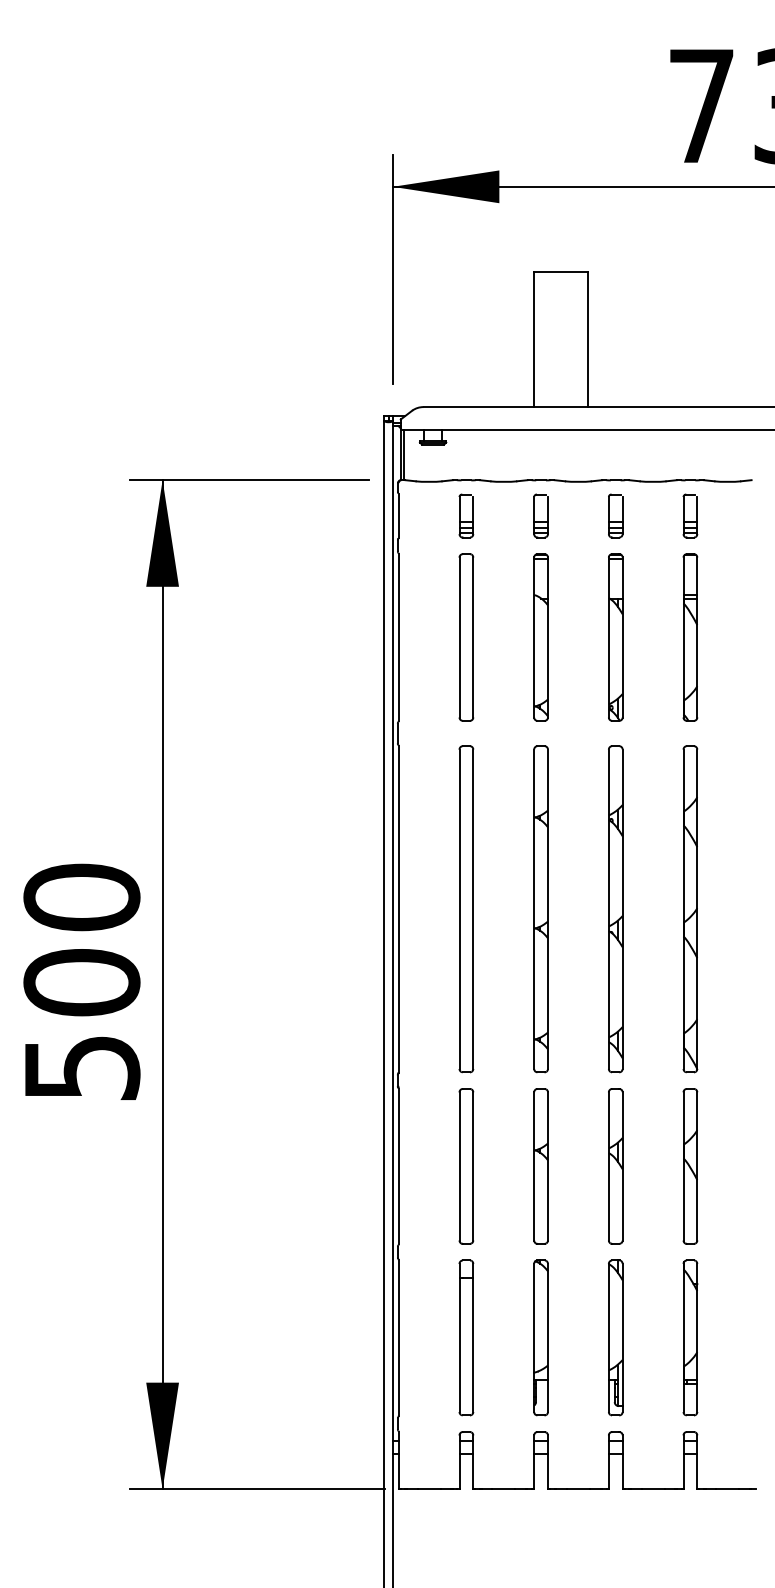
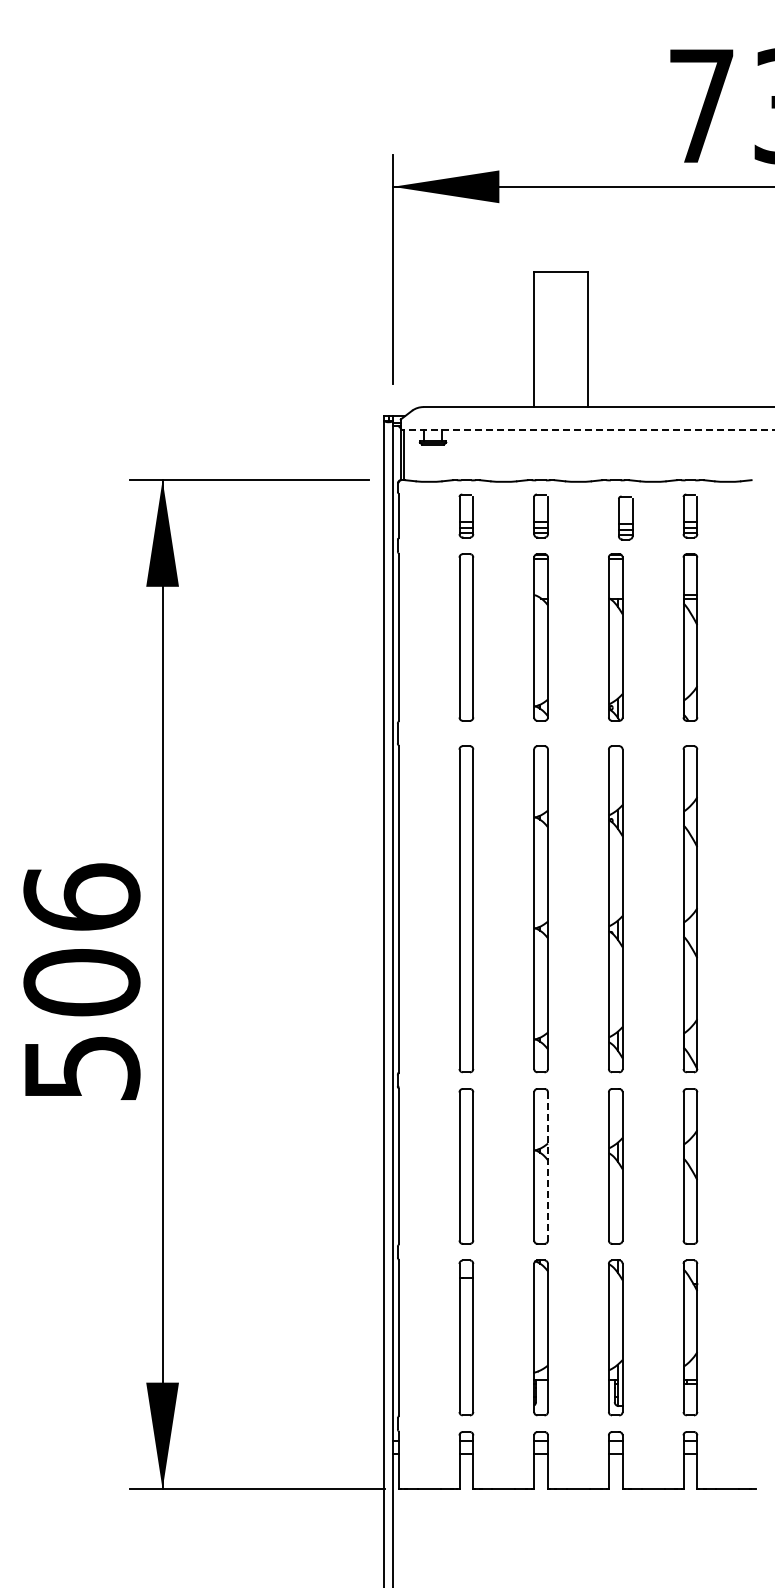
line: solid -> dashed (587, 430)
part position: (615, 515) -> (625, 517) (625, 517)
text: 500 -> 506 (81, 897)
line: solid -> dashed (547, 1166)
